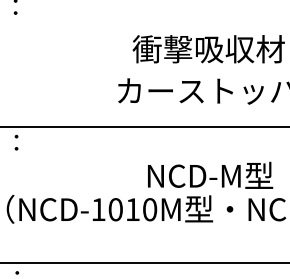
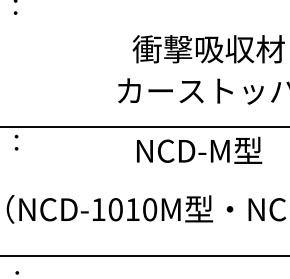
text position: (210, 174) -> (199, 149) (199, 149)
line position: (144, 262) -> (144, 255) (144, 255)
